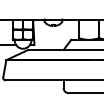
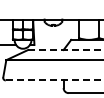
line: solid -> dashed (65, 50)
line: solid -> dashed (54, 80)
